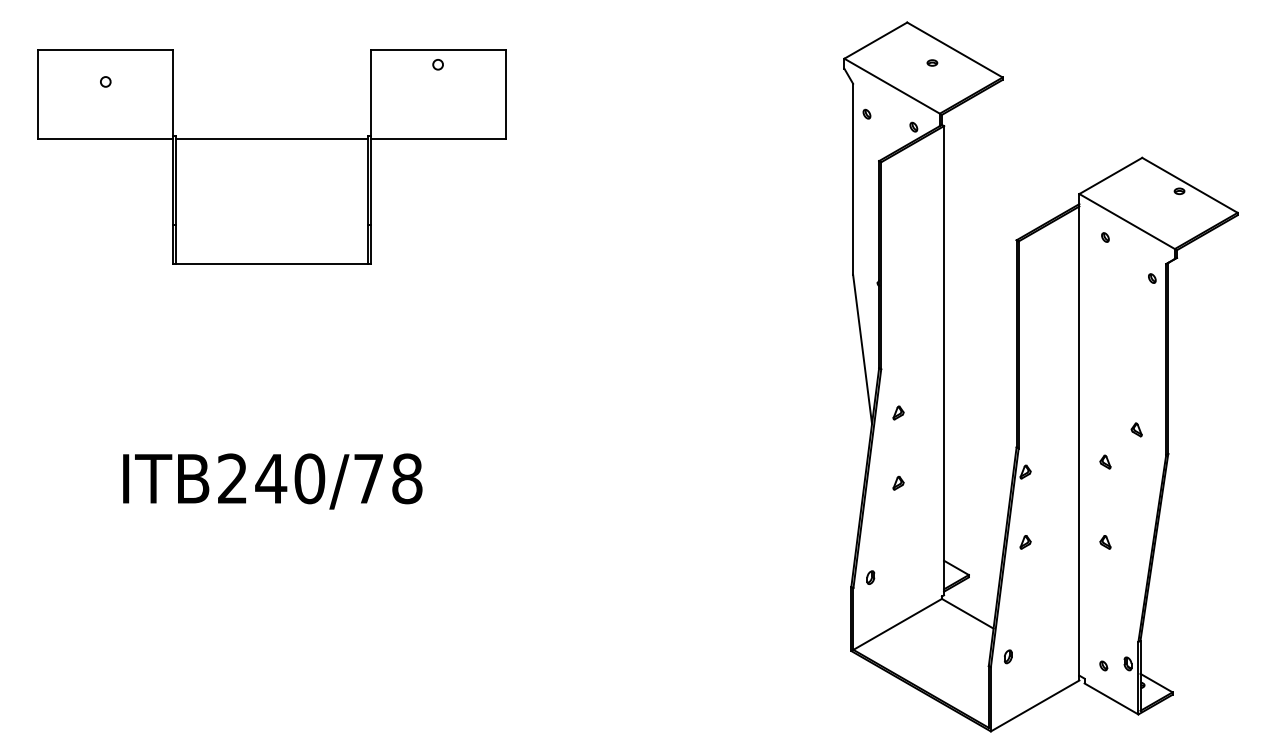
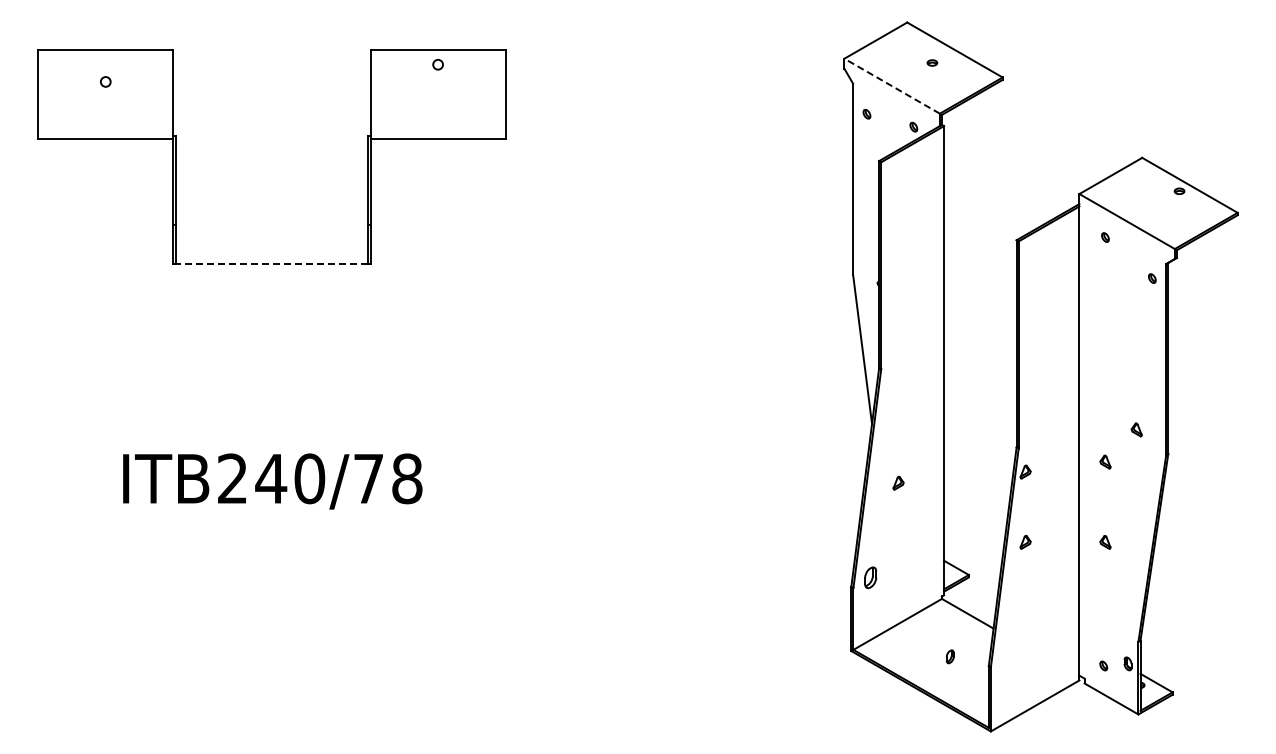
line: solid -> dashed (891, 85)
line: present -> none (271, 138)
line: solid -> dashed (271, 264)
part: present -> none (898, 412)
part size: 10x15 px -> 14x23 px (870, 577)
part position: (1008, 656) -> (950, 656) (950, 656)
